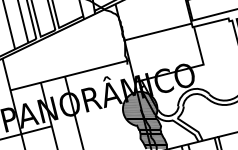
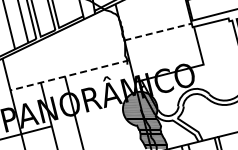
line: solid -> dashed (158, 32)
line: solid -> dashed (69, 75)
